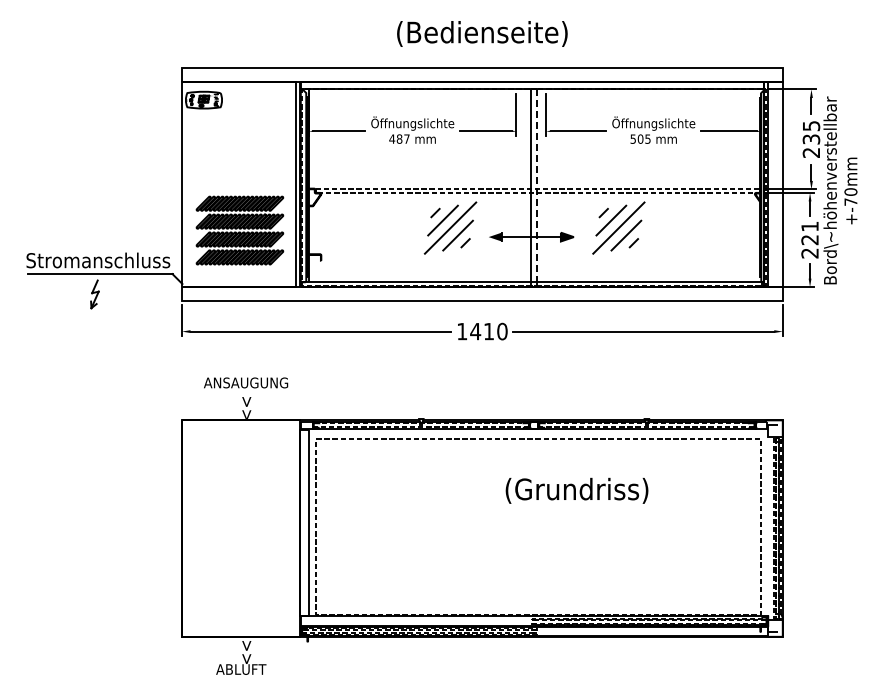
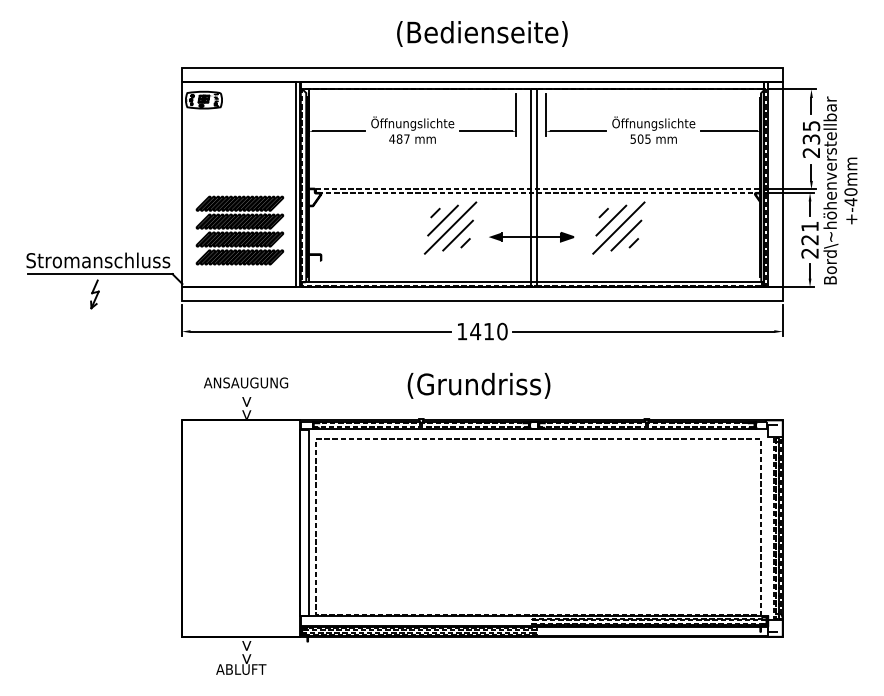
line: dashed -> solid (536, 186)
text: +-70mm -> +-40mm (850, 202)
text position: (576, 490) -> (478, 385) (478, 385)
